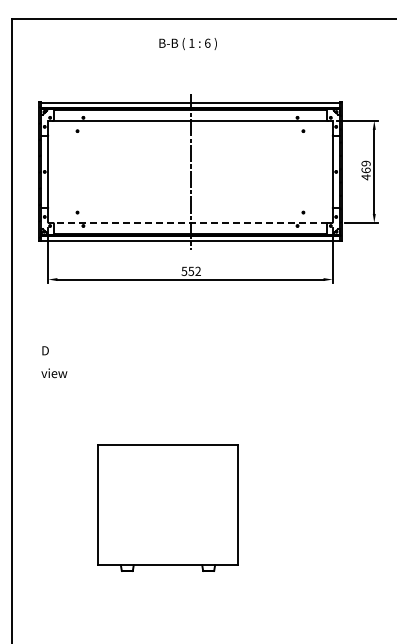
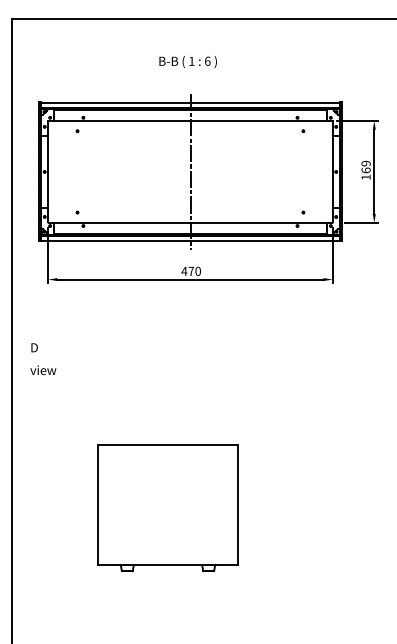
text position: (187, 44) -> (187, 62) (187, 62)
text: 469 -> 169 (365, 177)
line: dashed -> solid (189, 223)
text: 552 -> 470 (190, 270)
text position: (54, 362) -> (43, 359) (43, 359)
